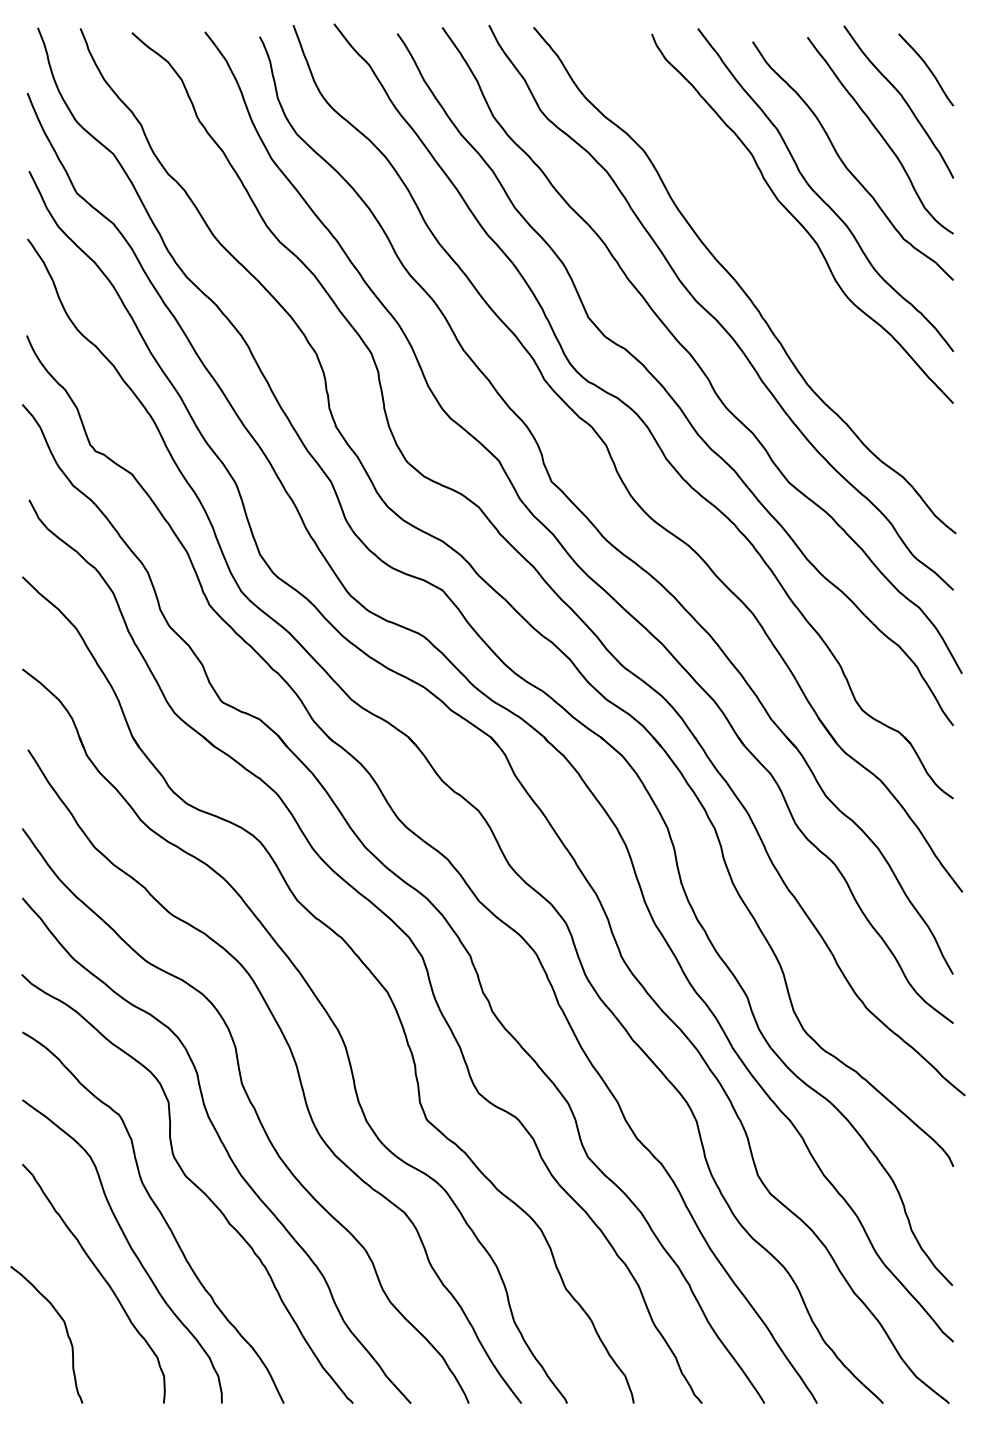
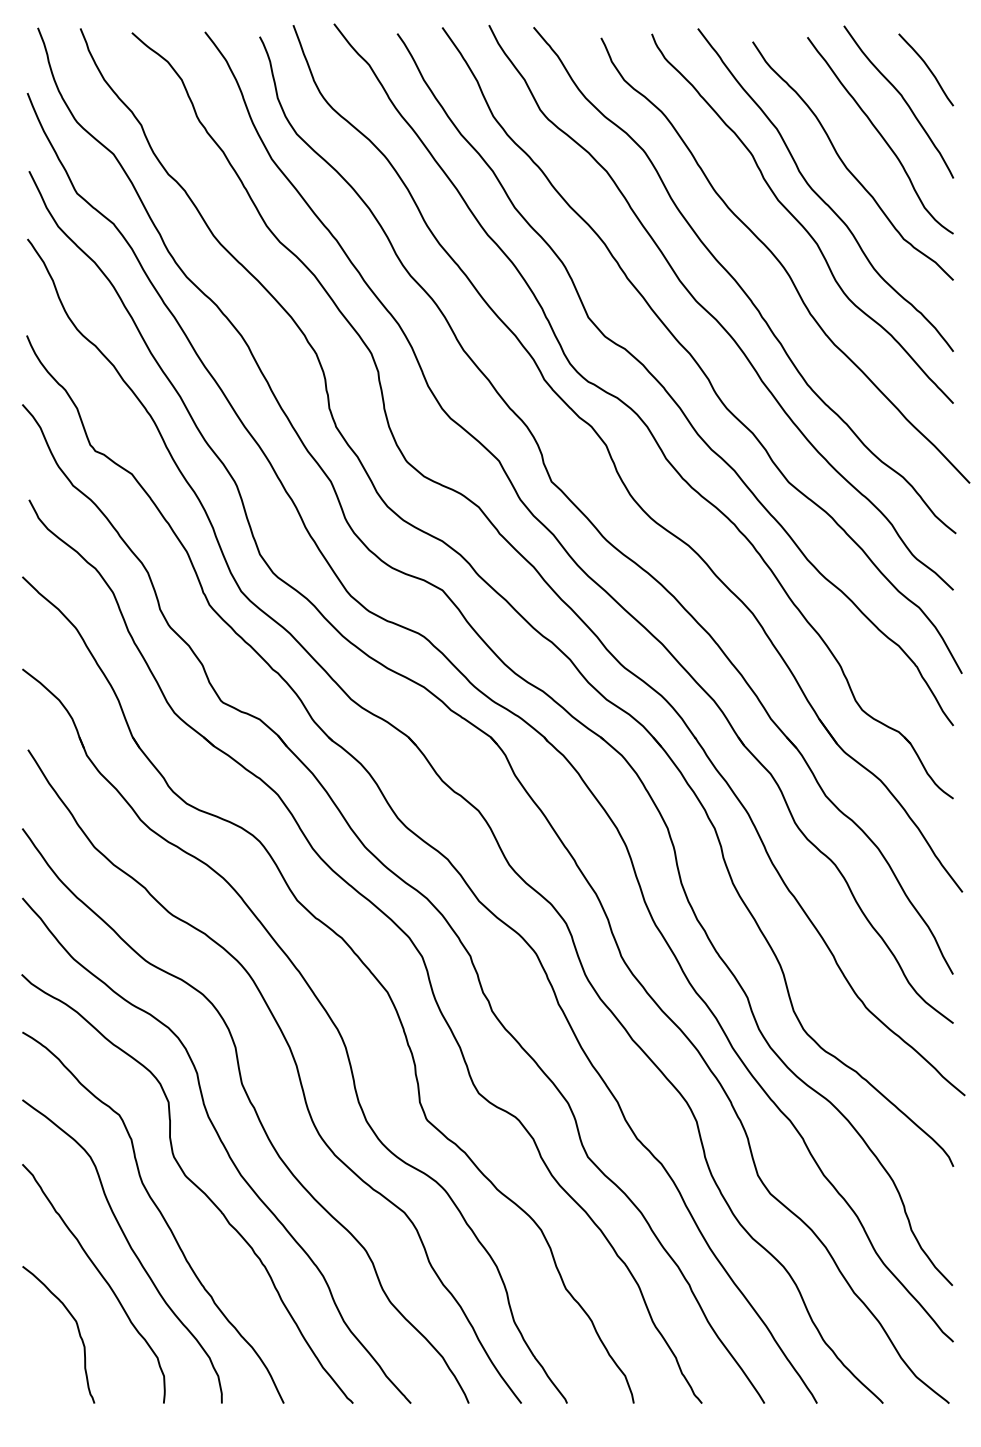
curve: none -> present (781, 262)
curve position: (65, 1329) -> (77, 1329) (77, 1329)
